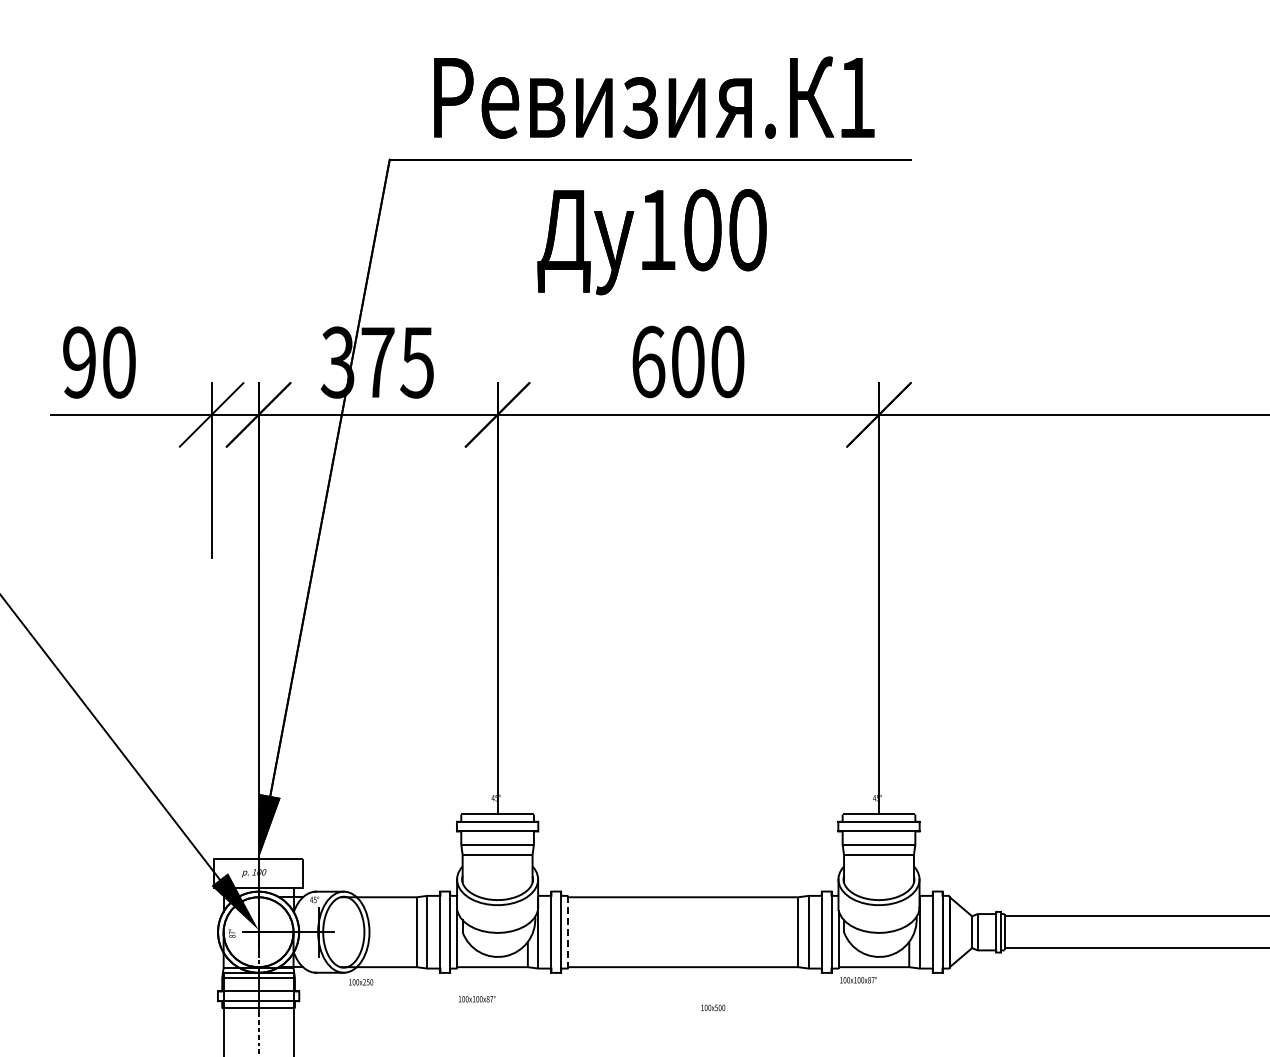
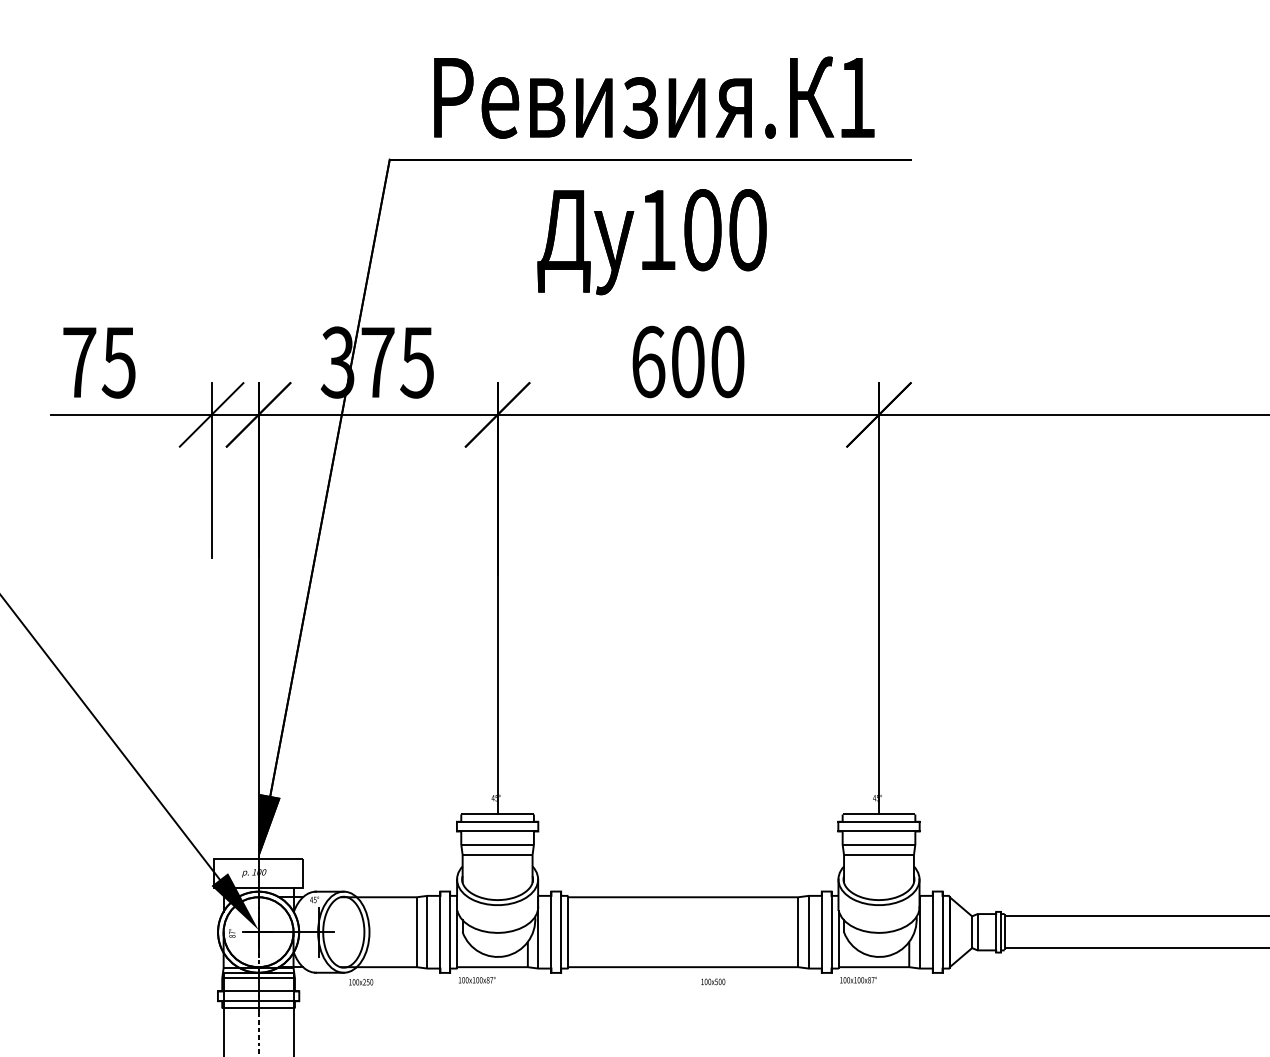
text: 90 -> 75 (99, 362)
line: dashed -> solid (568, 932)
text position: (477, 999) -> (477, 980) (477, 980)
text position: (713, 1007) -> (713, 981) (713, 981)
